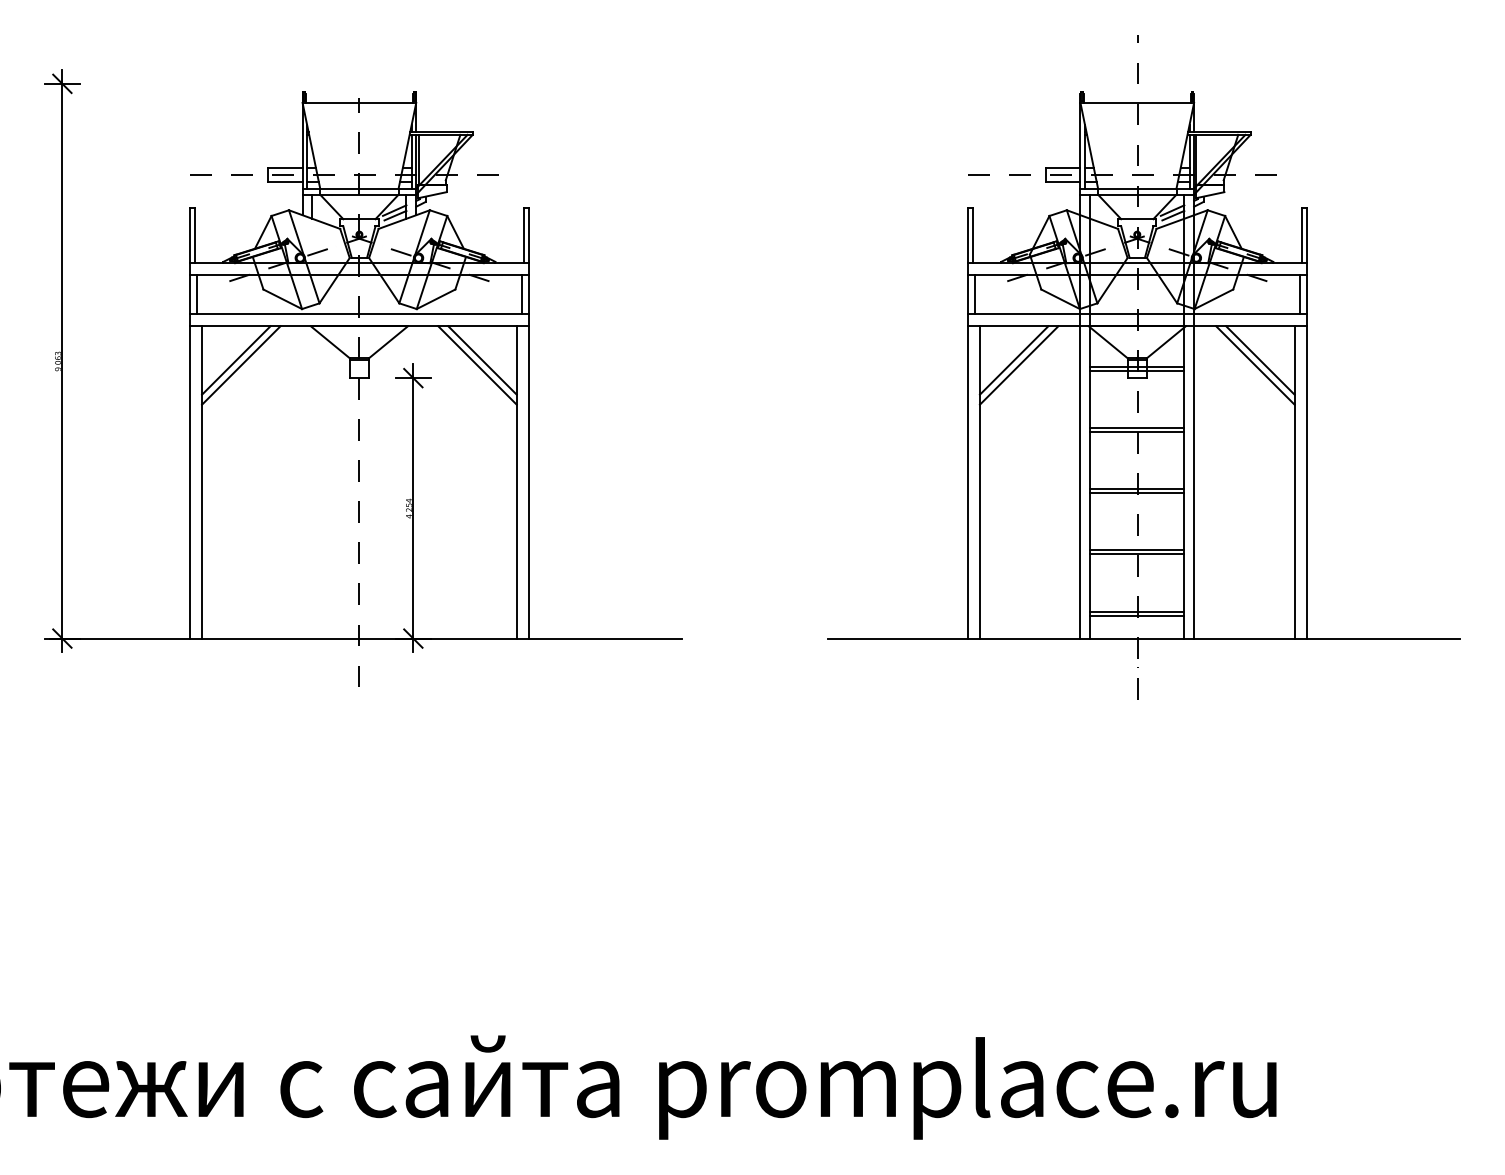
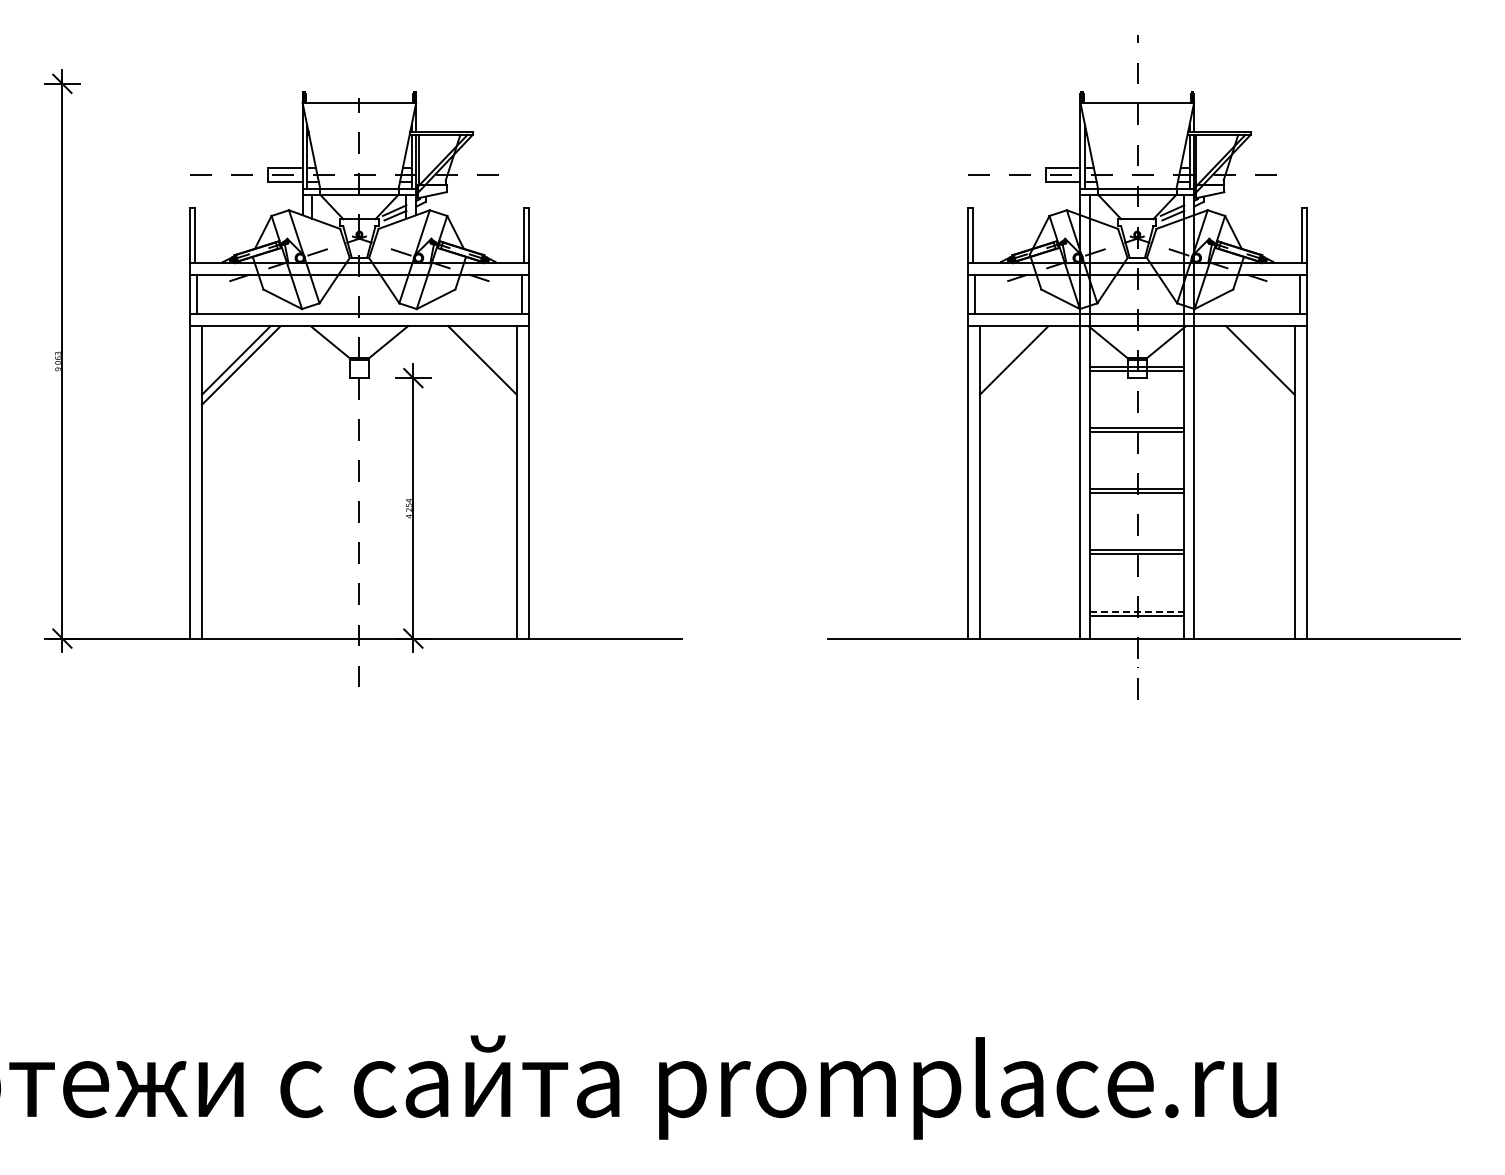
line: present -> none (477, 365)
line: present -> none (1018, 365)
line: present -> none (1255, 365)
line: solid -> dashed (1137, 611)
